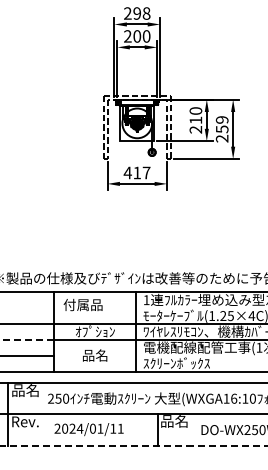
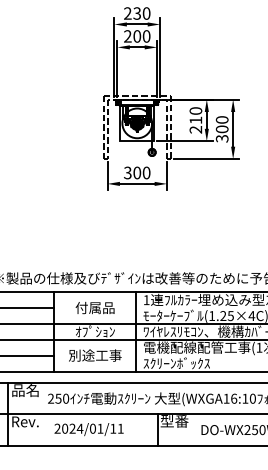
text: 298 -> 230 (141, 13)
text: 259 -> 300 (221, 129)
text: 417 -> 300 (136, 172)
text position: (82, 305) -> (94, 308) (94, 308)
line: none -> present (28, 308)
line: dashed -> solid (27, 339)
text: 品名 -> 別途工事 (95, 355)
text: 品名 -> 型番 (174, 421)
line: dashed -> solid (133, 445)
